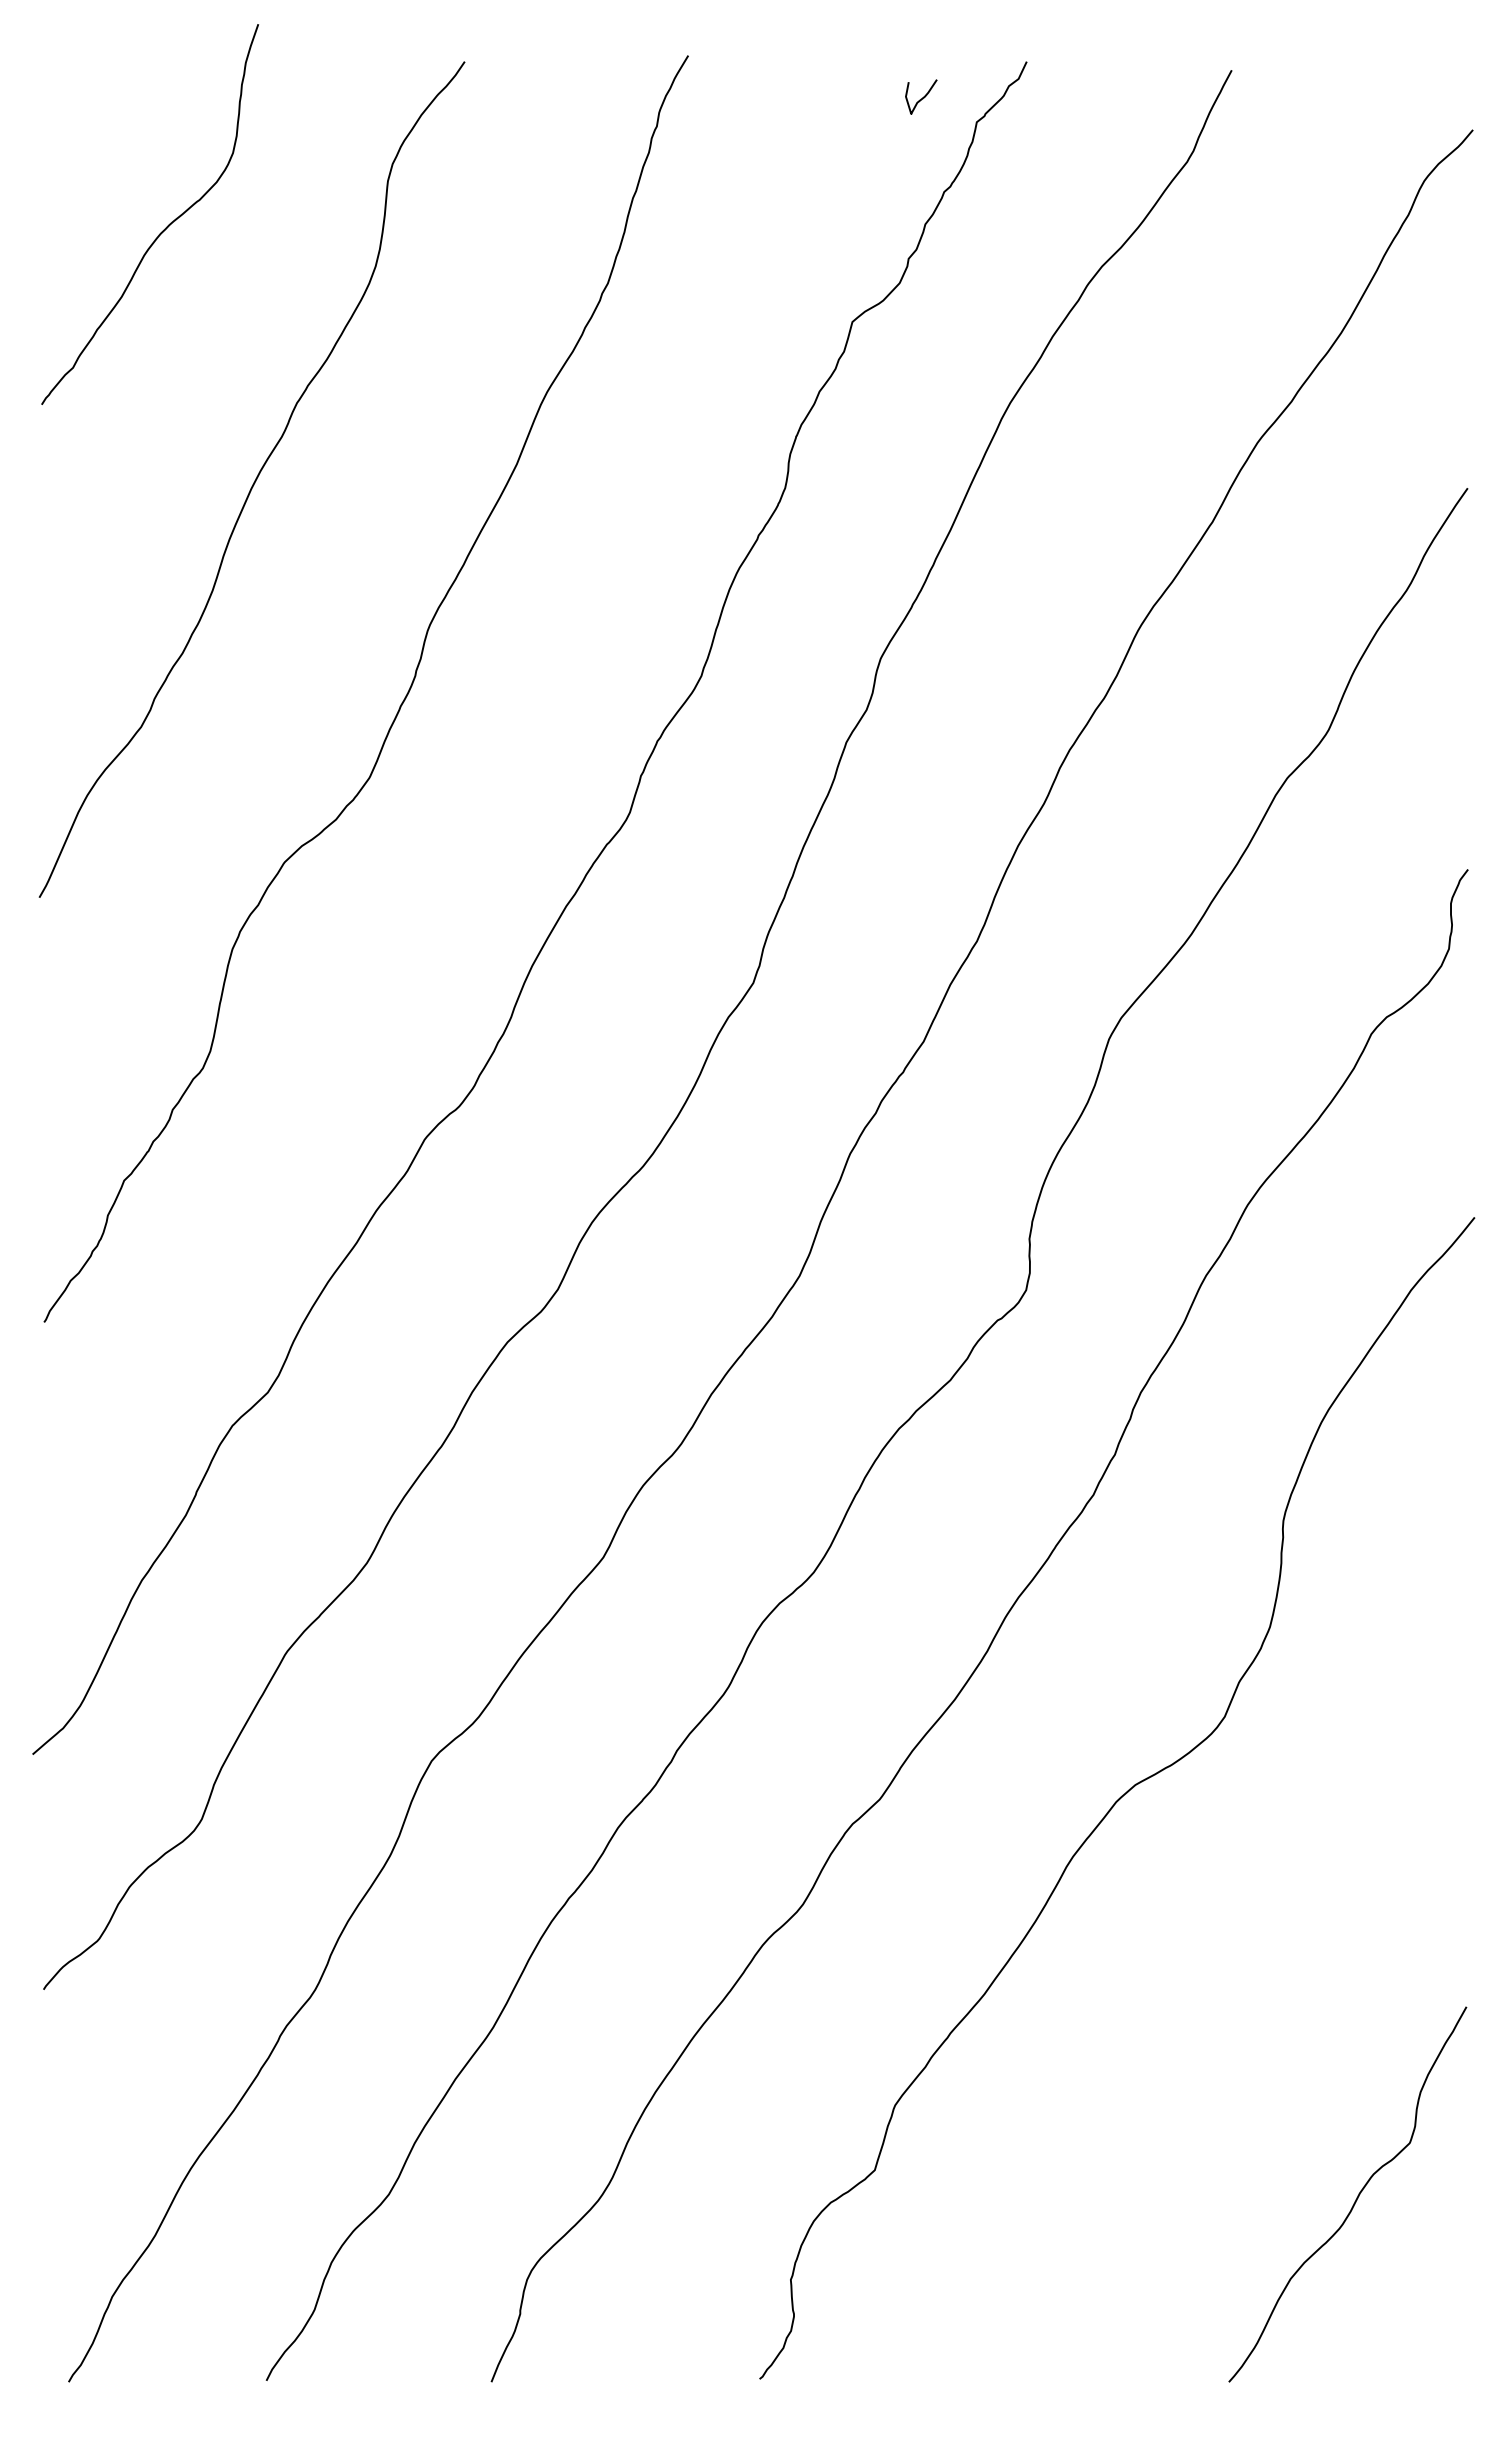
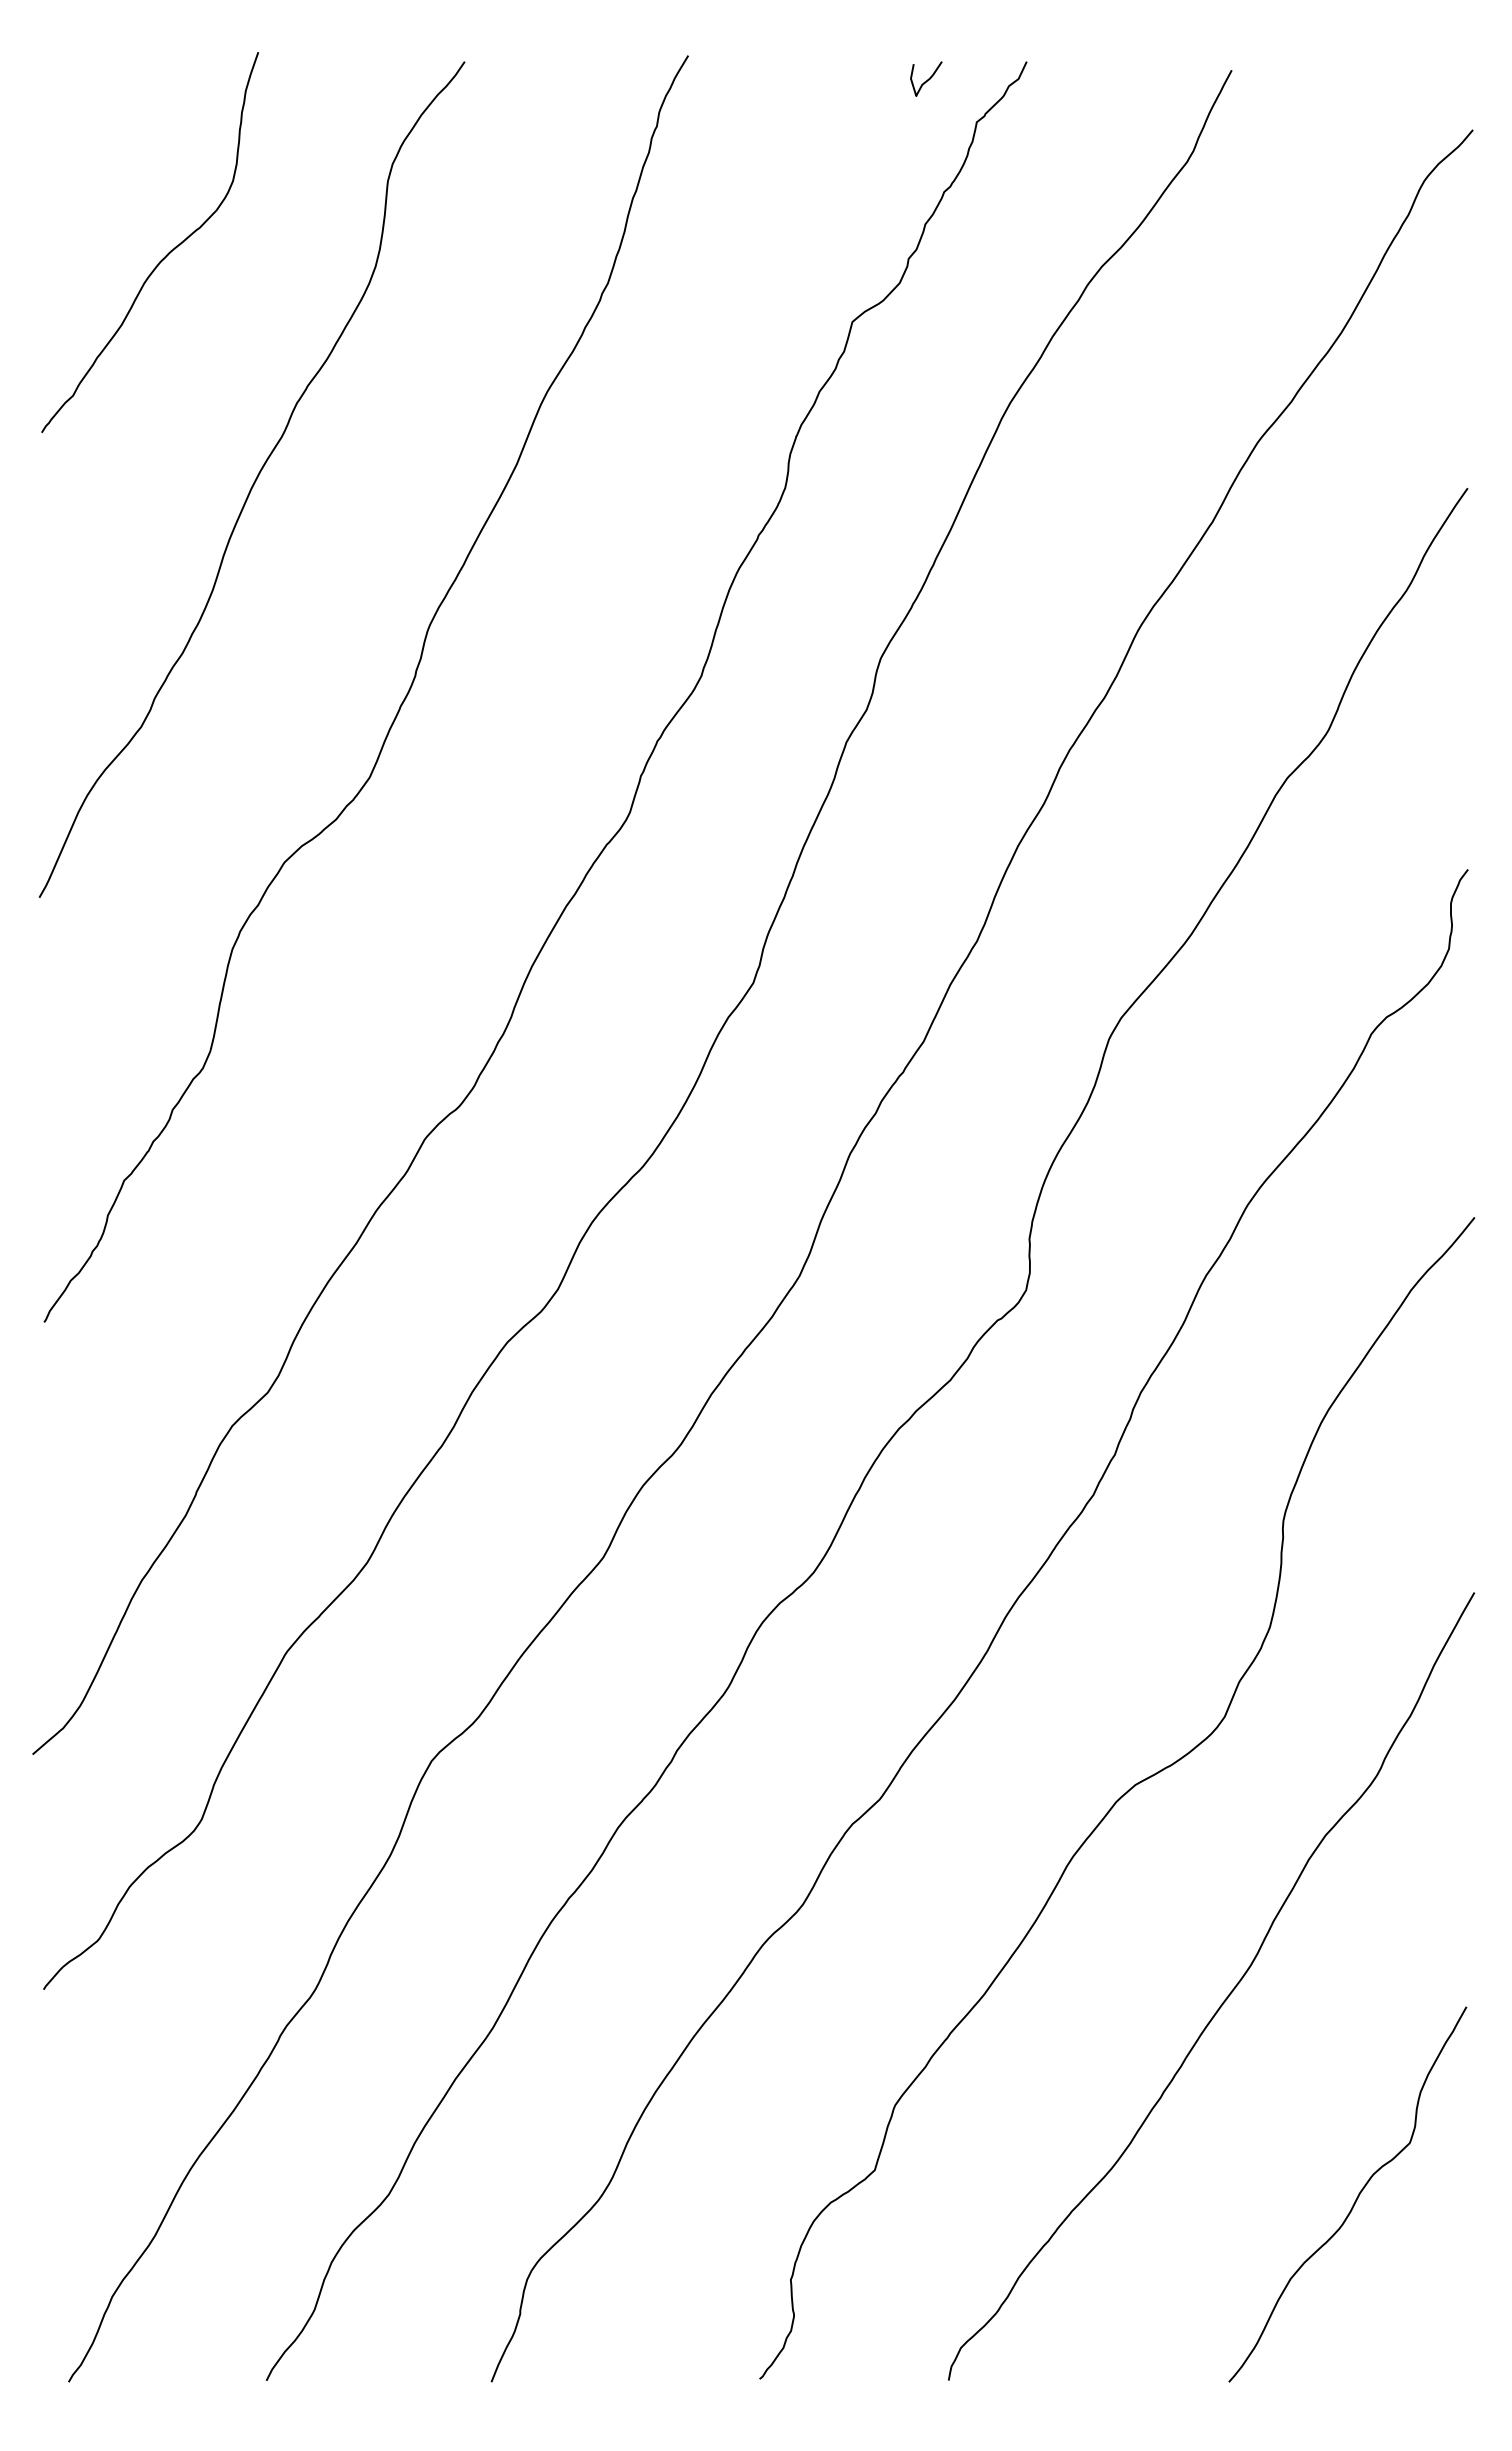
curve position: (922, 97) -> (927, 79) (927, 79)
curve position: (164, 228) -> (164, 256) (164, 256)
curve: none -> present (1227, 1995)
